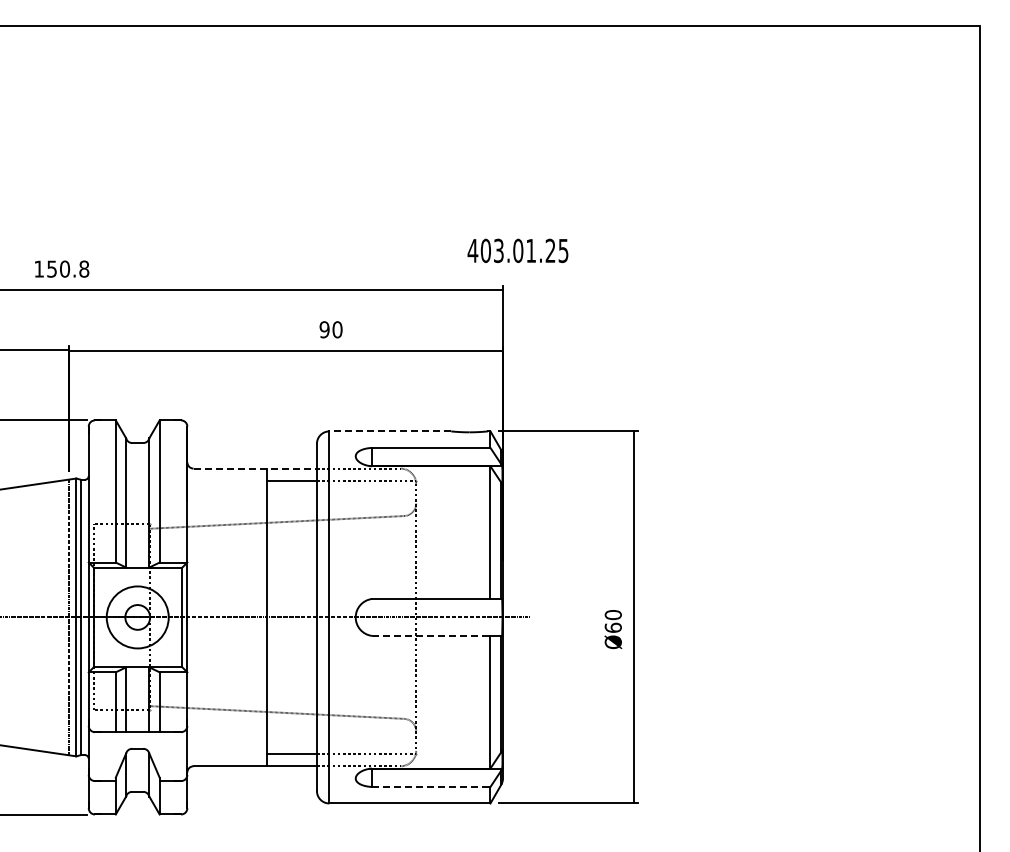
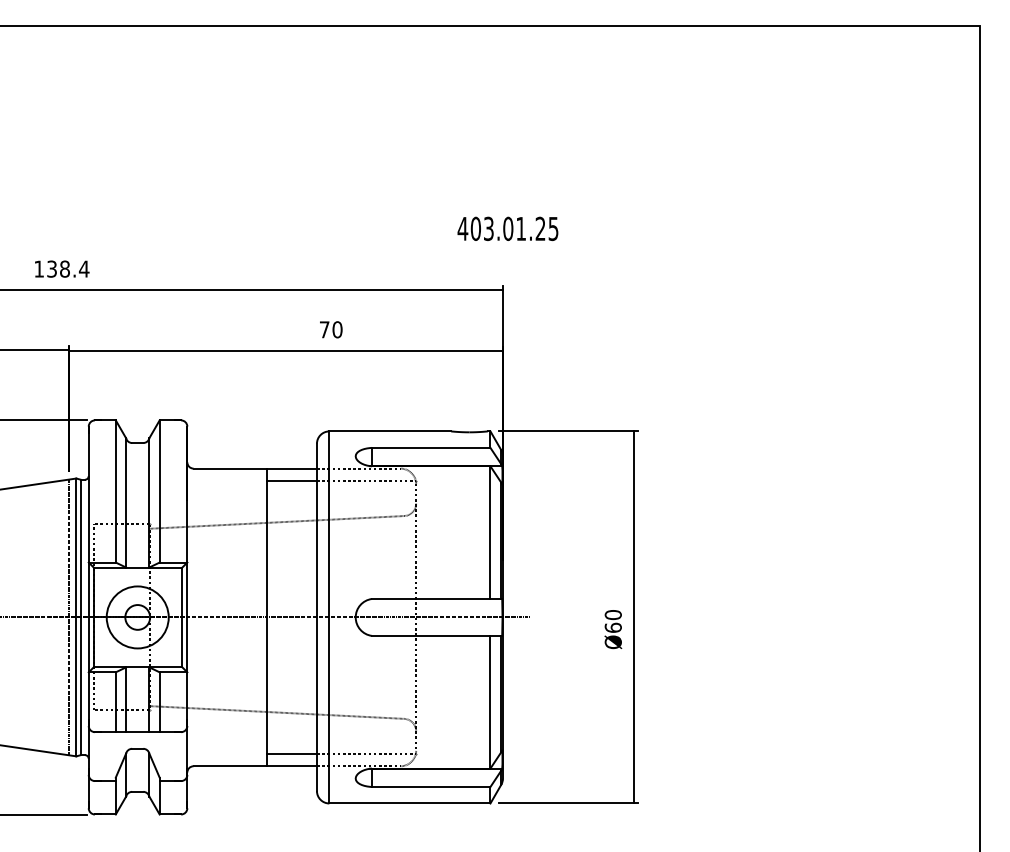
text position: (517, 250) -> (507, 228) (507, 228)
text: 150.8 -> 138.4 (68, 268)
text: 90 -> 70 (324, 329)
line: dashed -> solid (390, 431)
line: dashed -> solid (255, 468)
line: dashed -> solid (431, 635)
line: dashed -> solid (431, 786)
